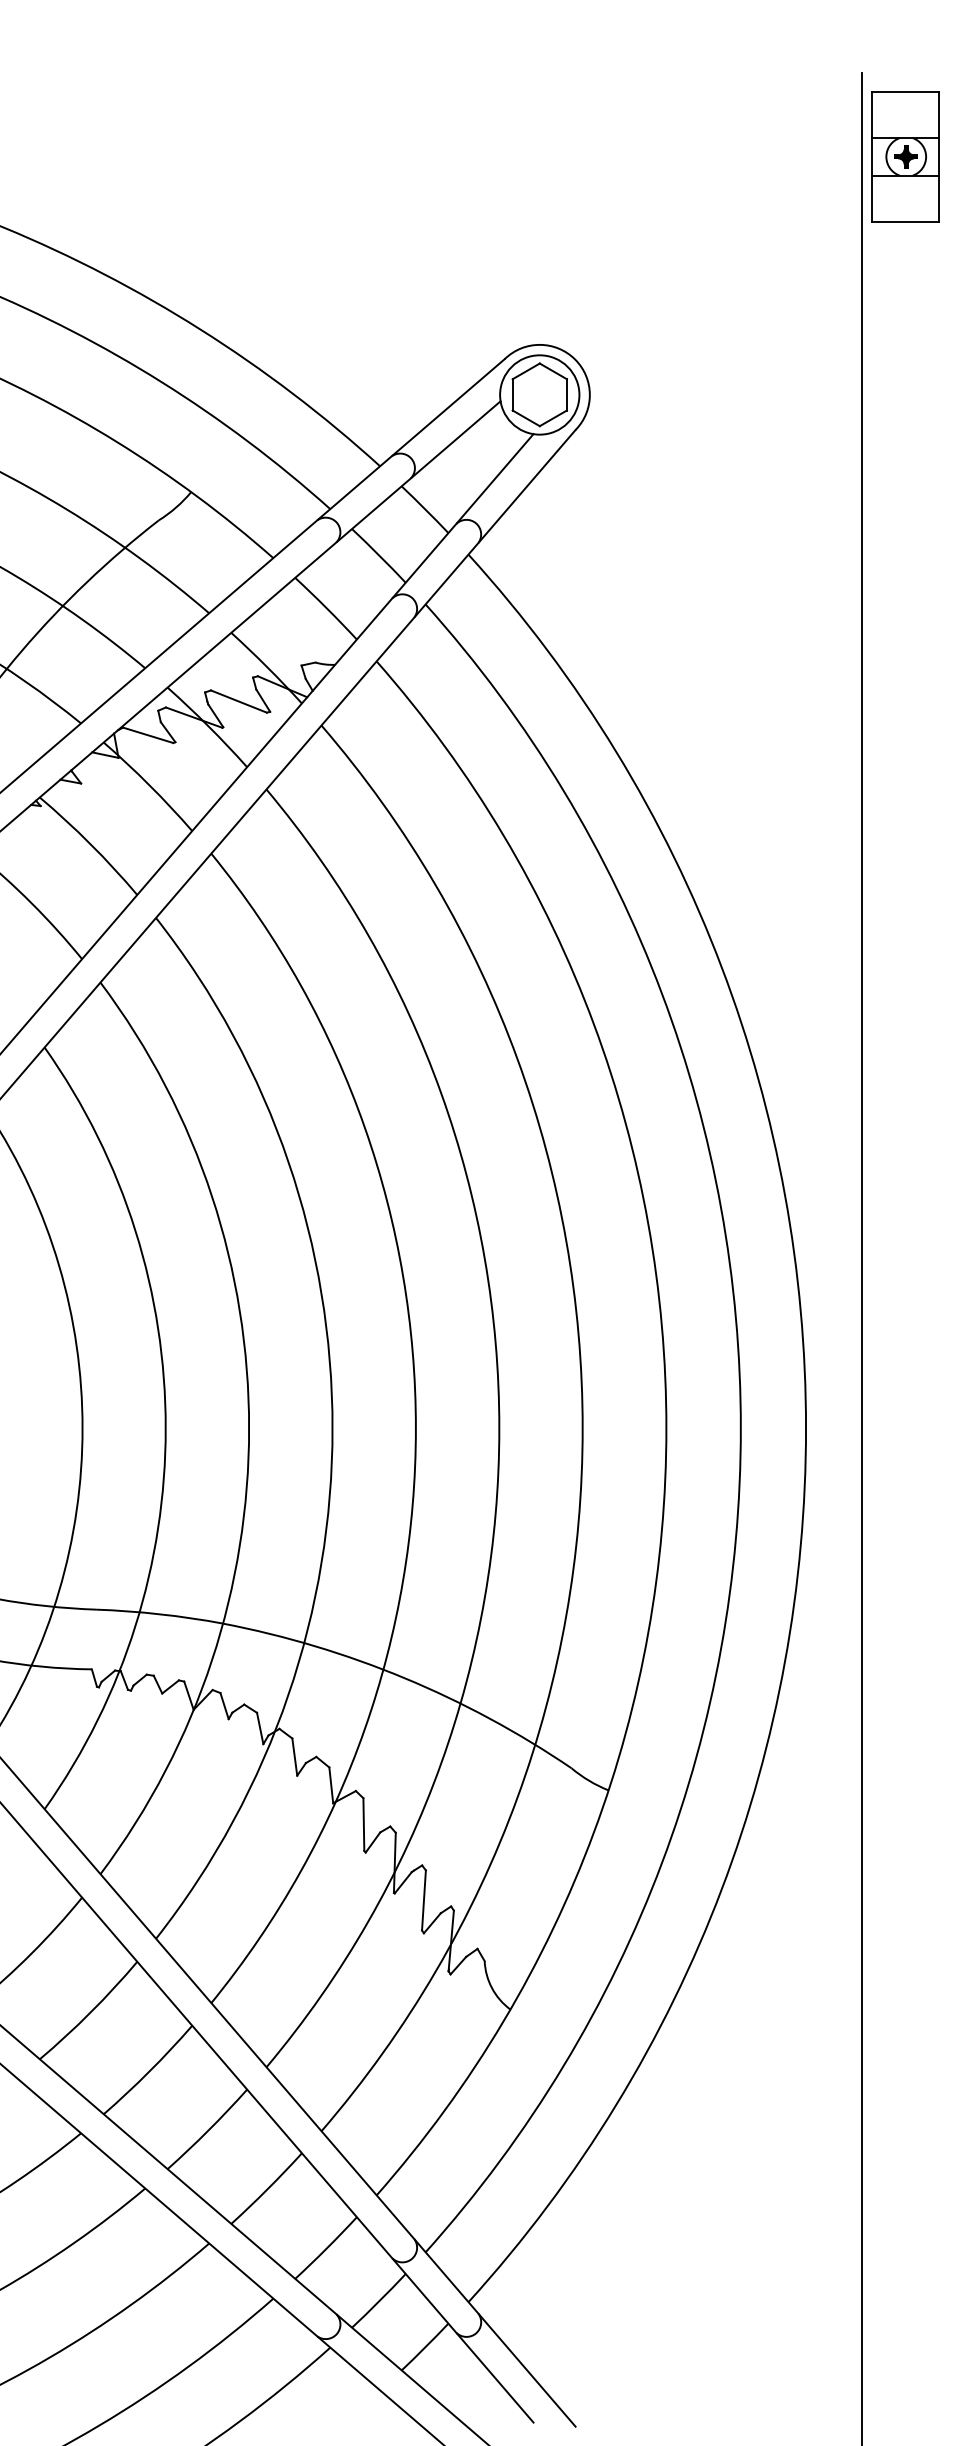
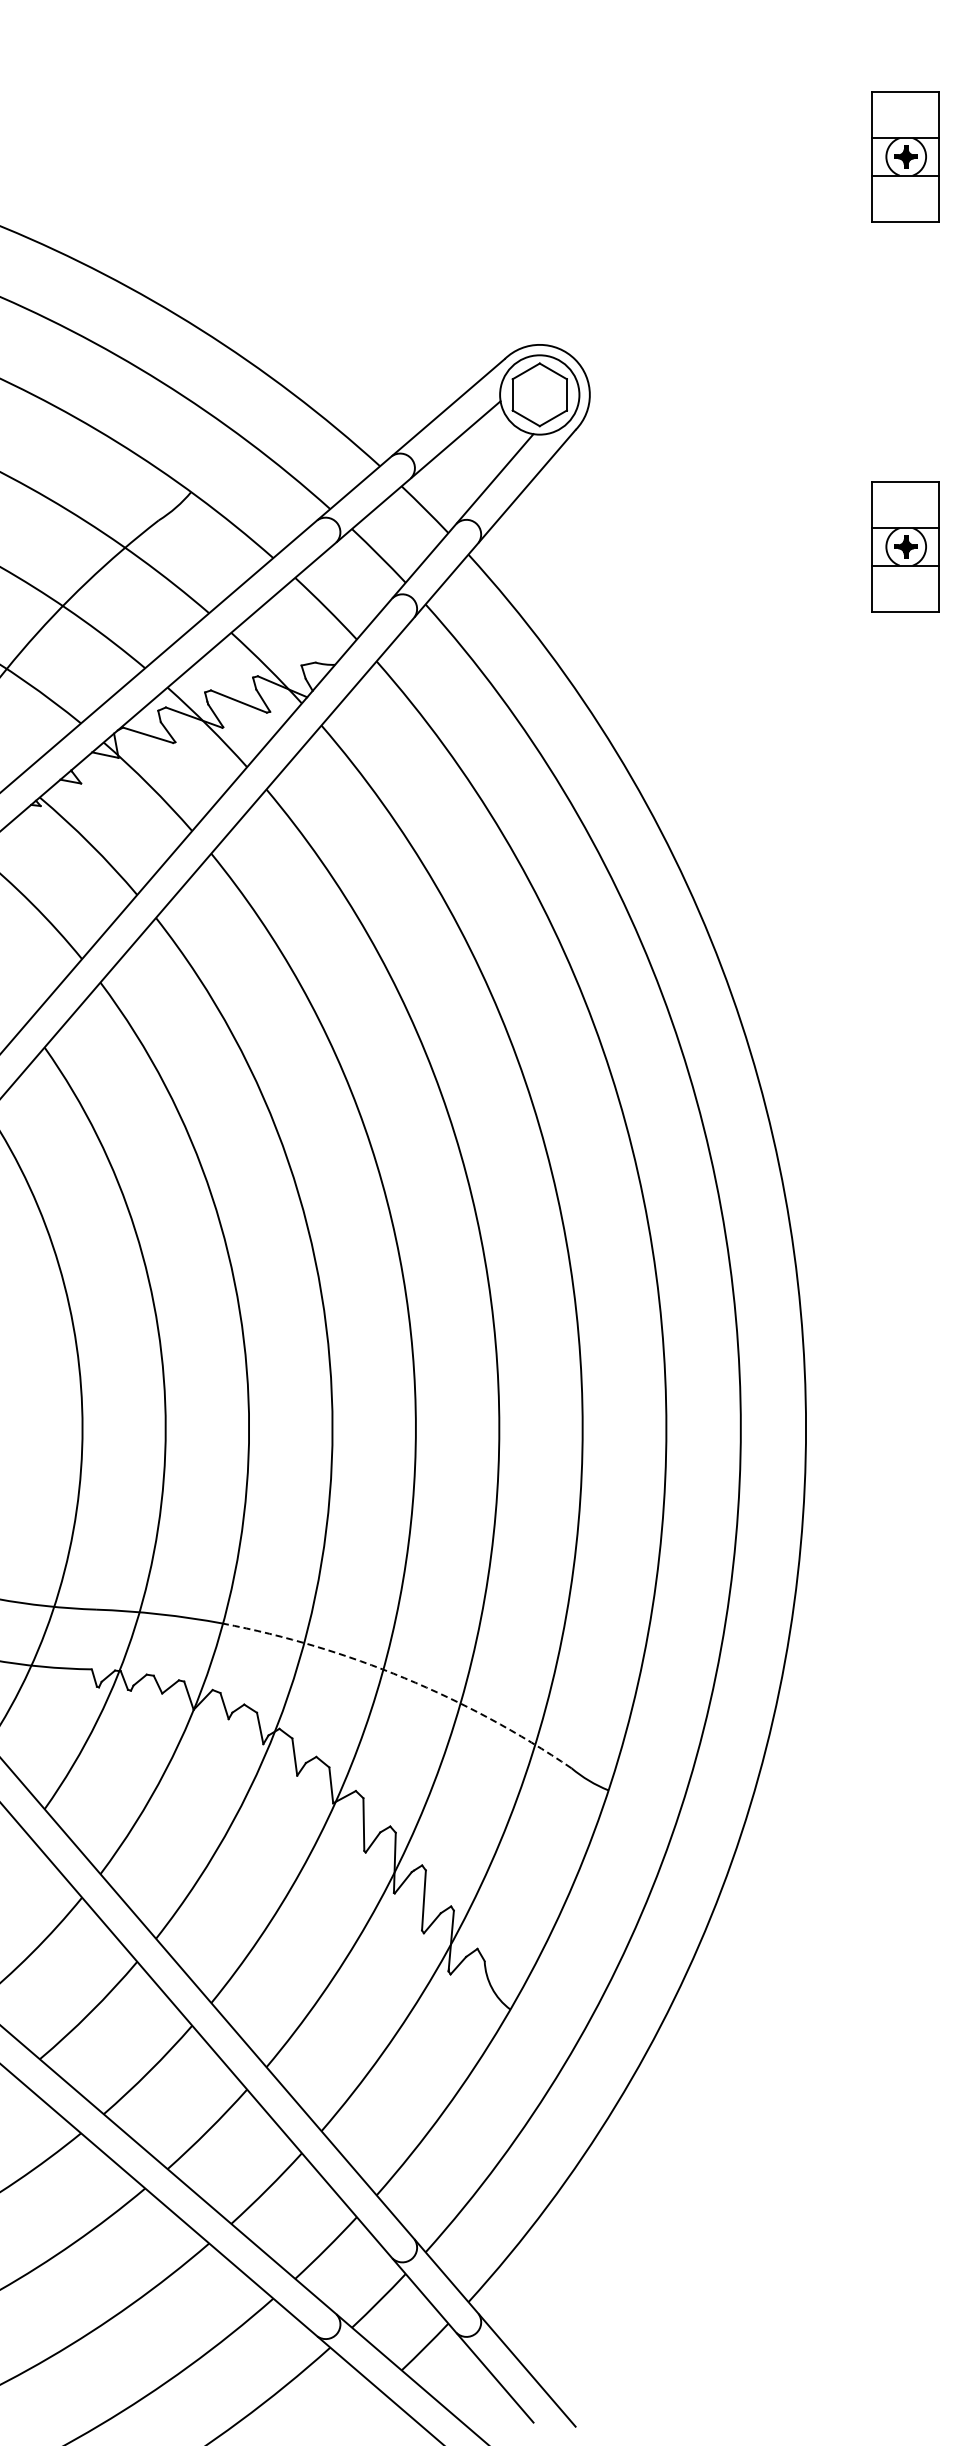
part: none -> present (905, 546)
line: present -> none (862, 1257)
arc: solid -> dashed (404, 1678)
